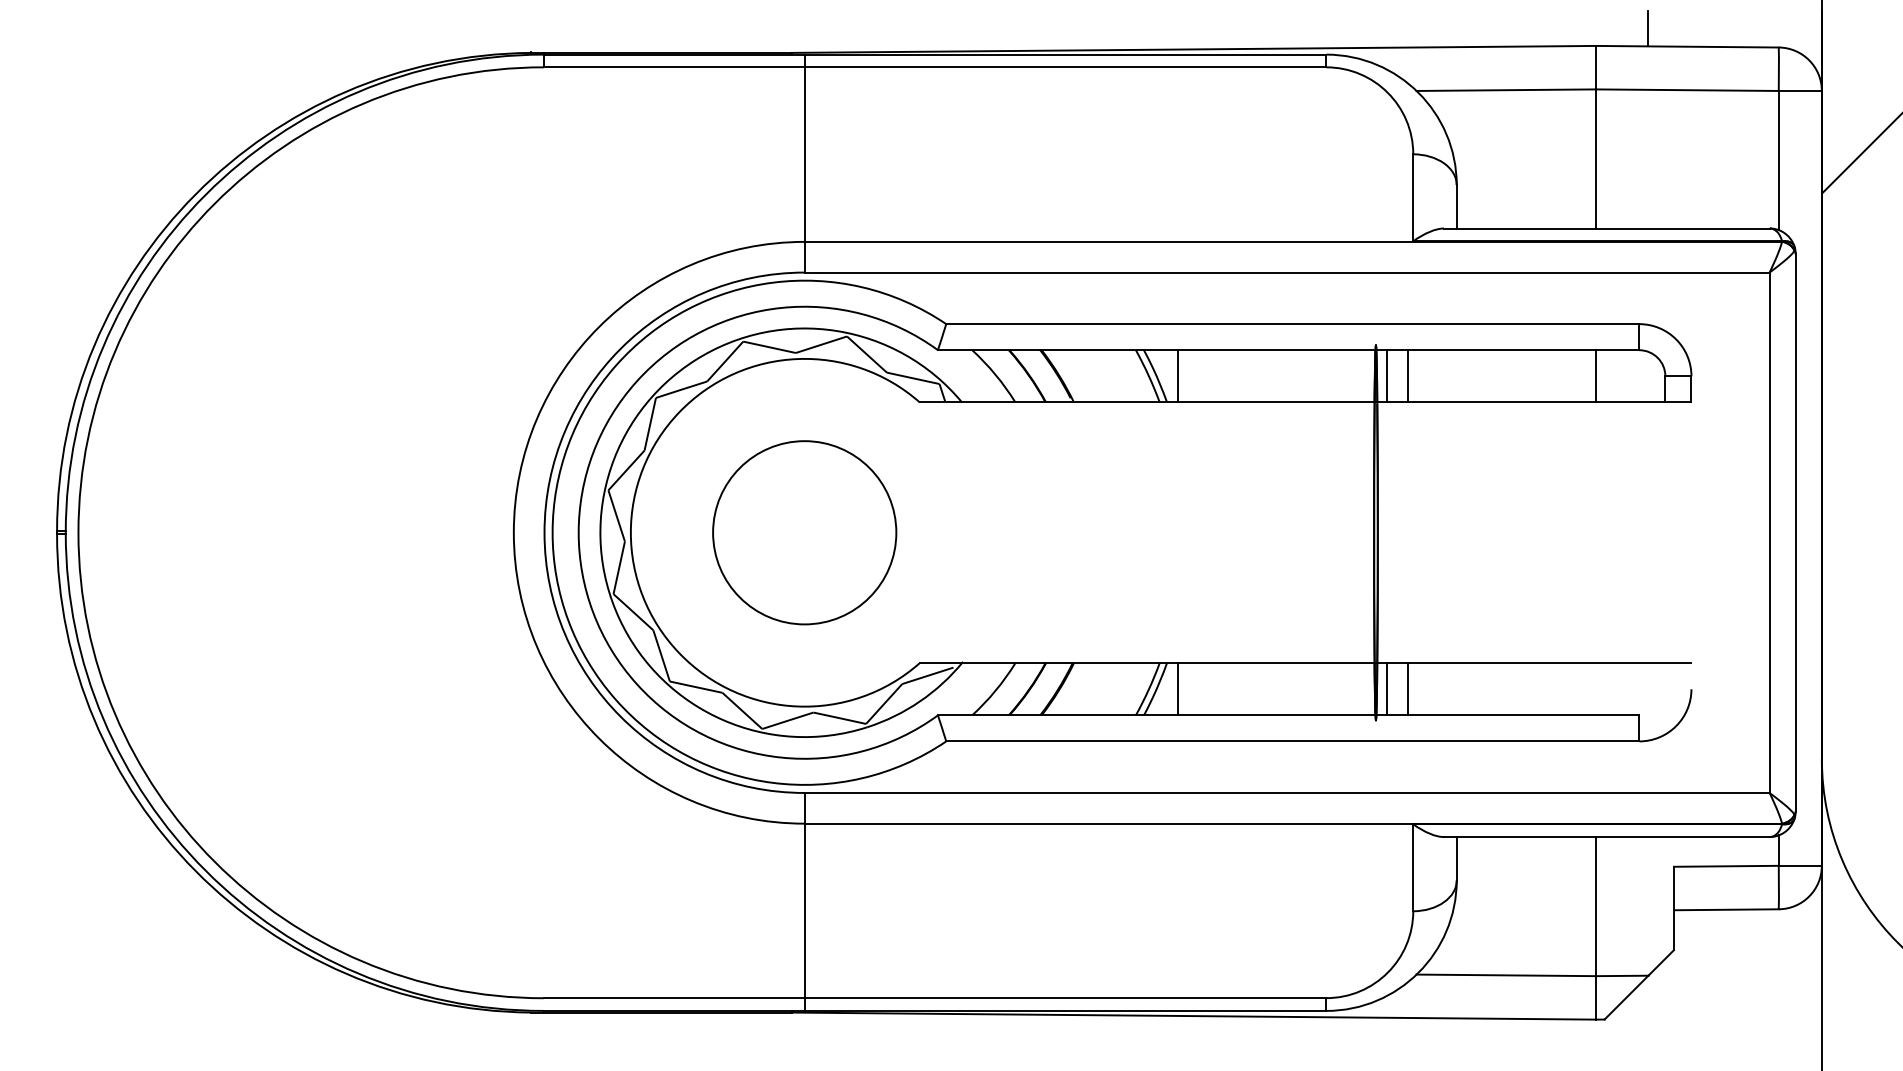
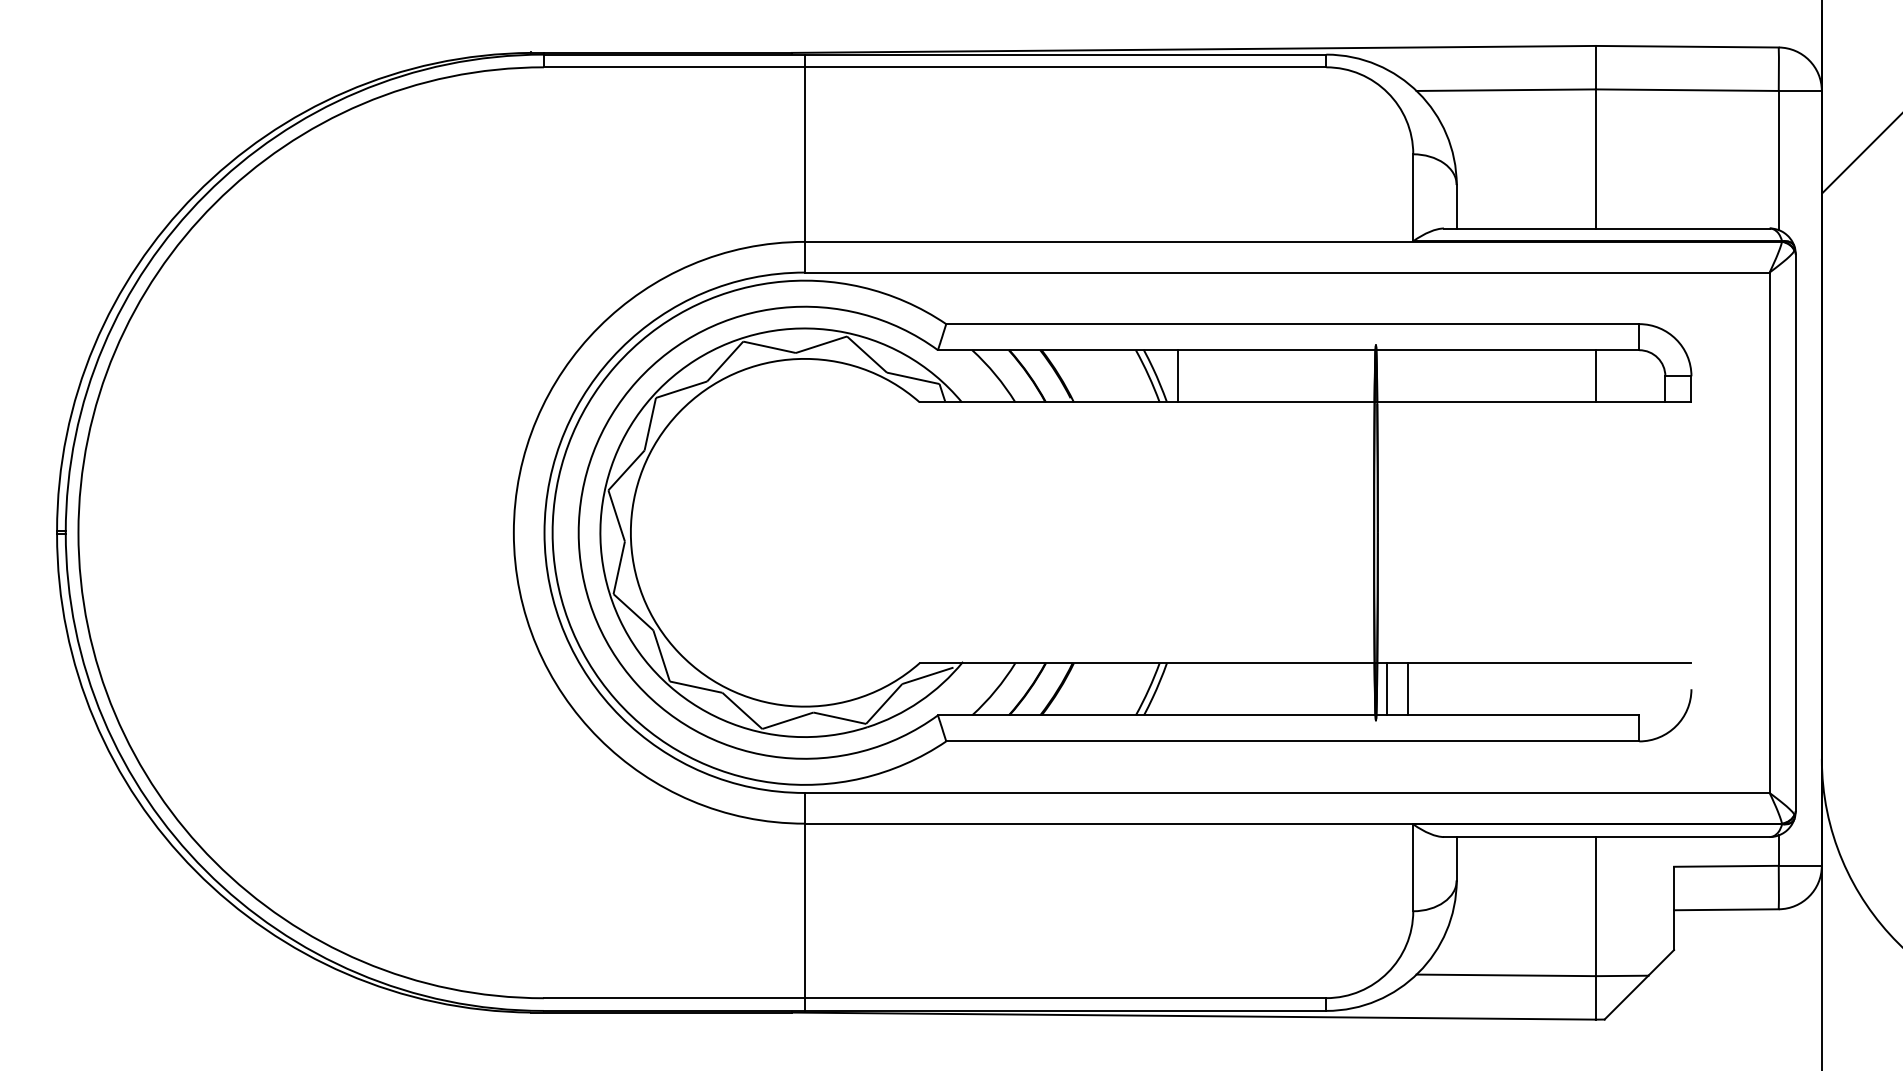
line: present -> none (1647, 28)
line: present -> none (1386, 376)
line: present -> none (1408, 376)
circle: present -> none (804, 532)
line: present -> none (1178, 689)
